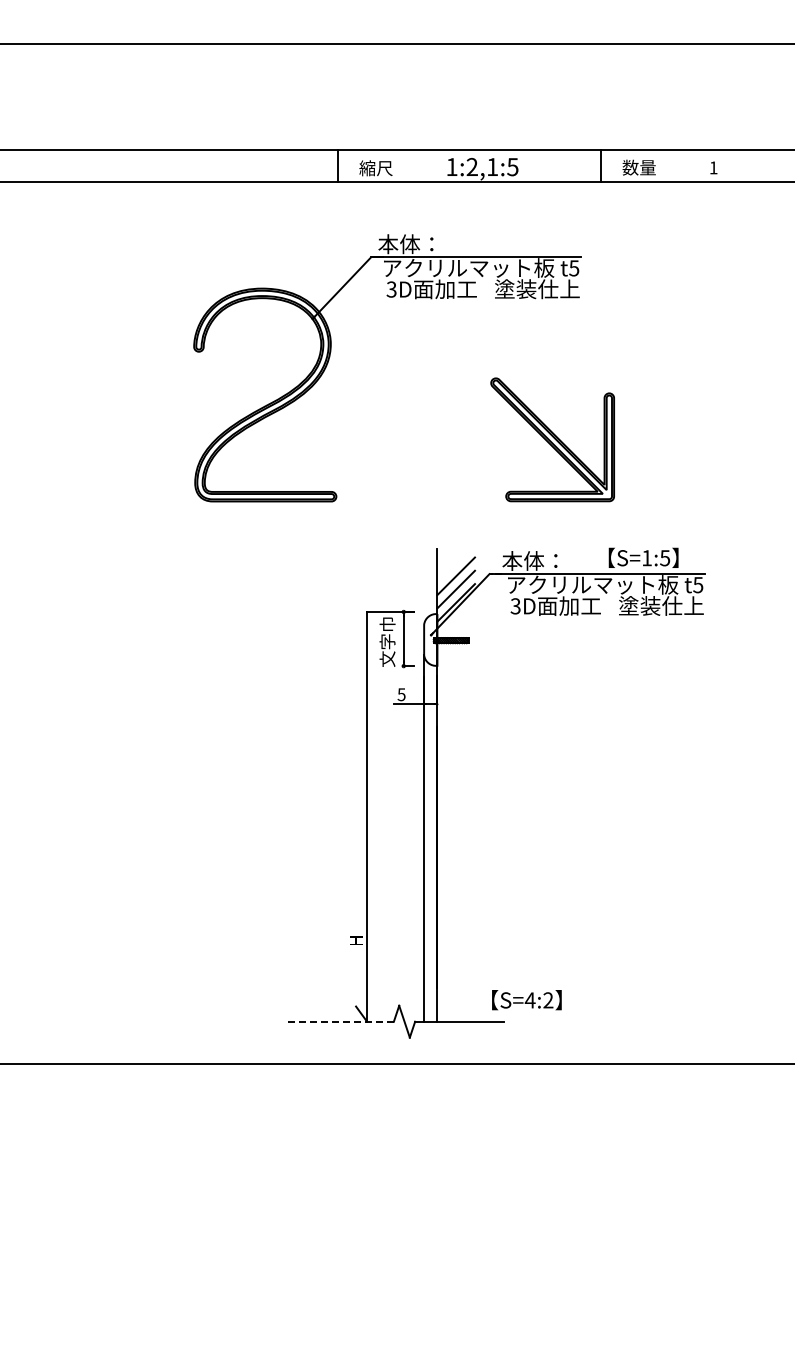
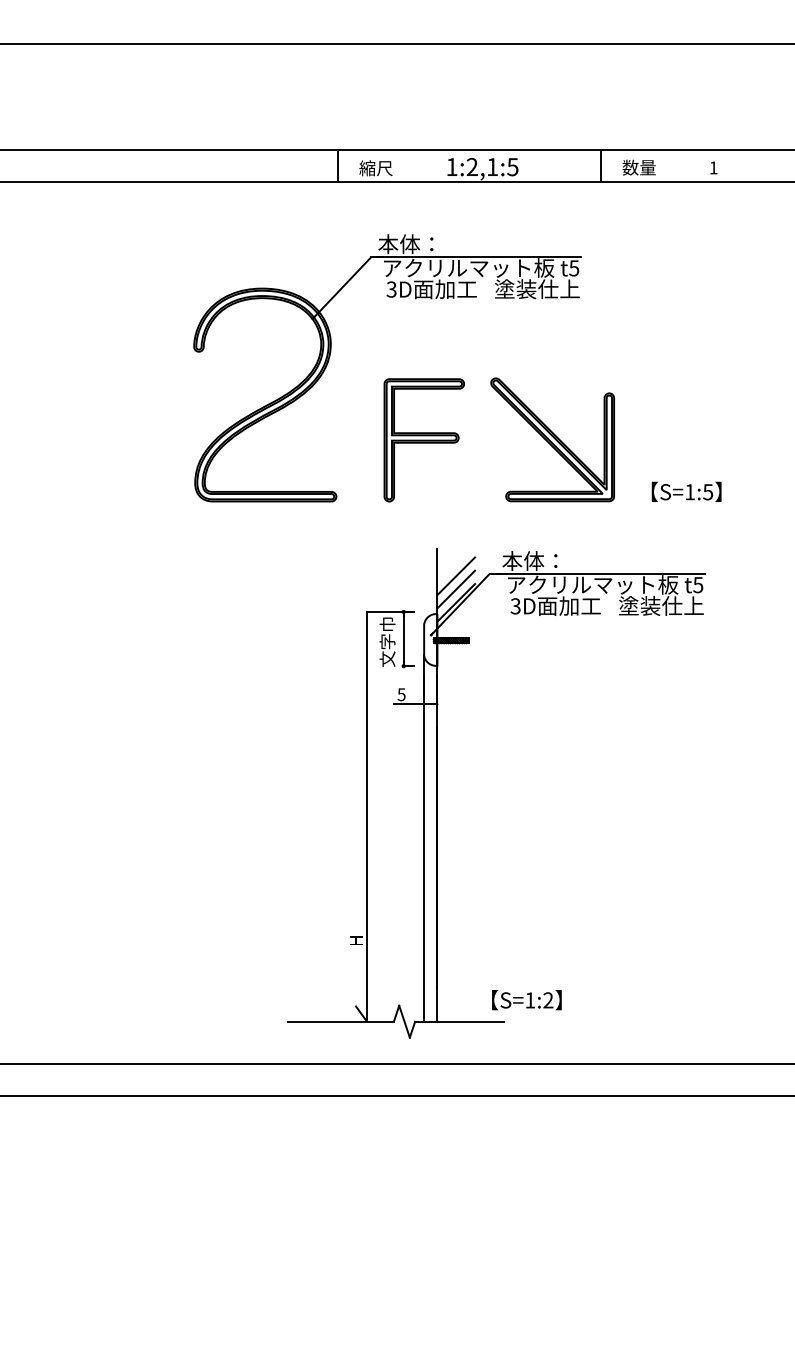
part: none -> present (423, 440)
text position: (643, 557) -> (686, 491) (686, 491)
text: S=4:2 -> S=1:2 (529, 1000)
line: dashed -> solid (341, 1021)
line: none -> present (396, 1096)
